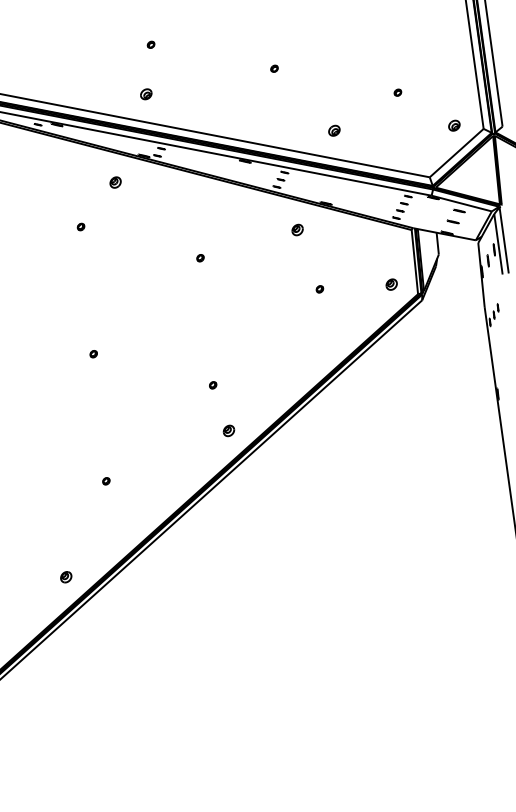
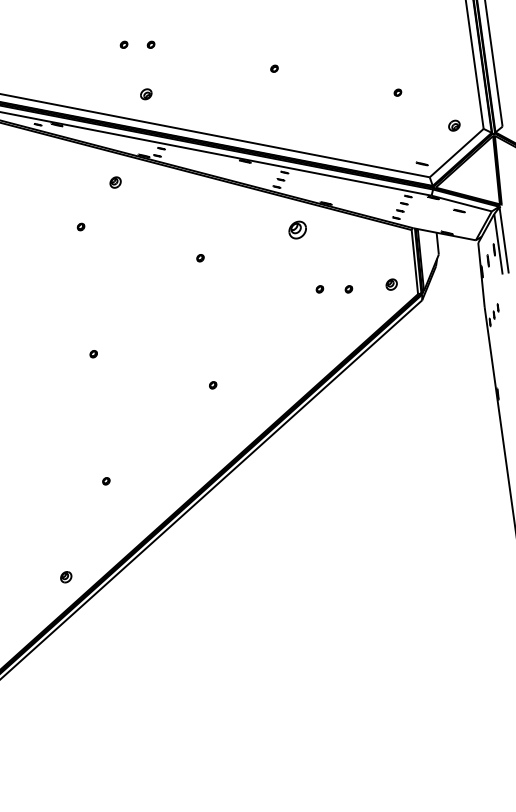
part: none -> present (123, 44)
part: present -> none (334, 130)
part position: (452, 221) -> (421, 163) (421, 163)
part size: 13x14 px -> 19x20 px (297, 229)
part: none -> present (348, 289)
part: present -> none (228, 430)
